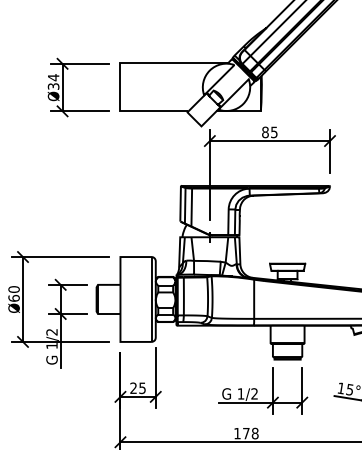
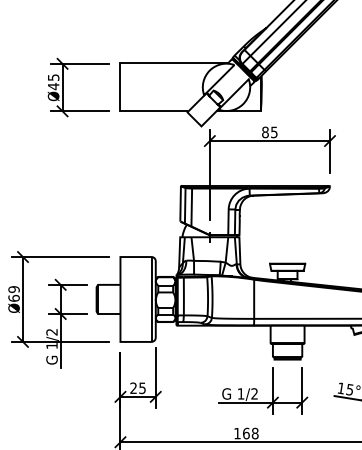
text: Ø34 -> Ø45 (53, 82)
text: Ø60 -> Ø69 (13, 289)
text: 178 -> 168 (246, 433)
